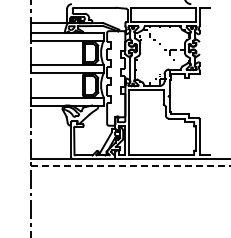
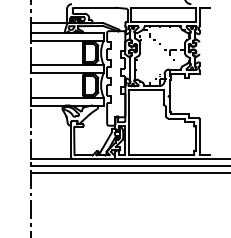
line: dashed -> solid (131, 166)
line: none -> present (129, 172)
